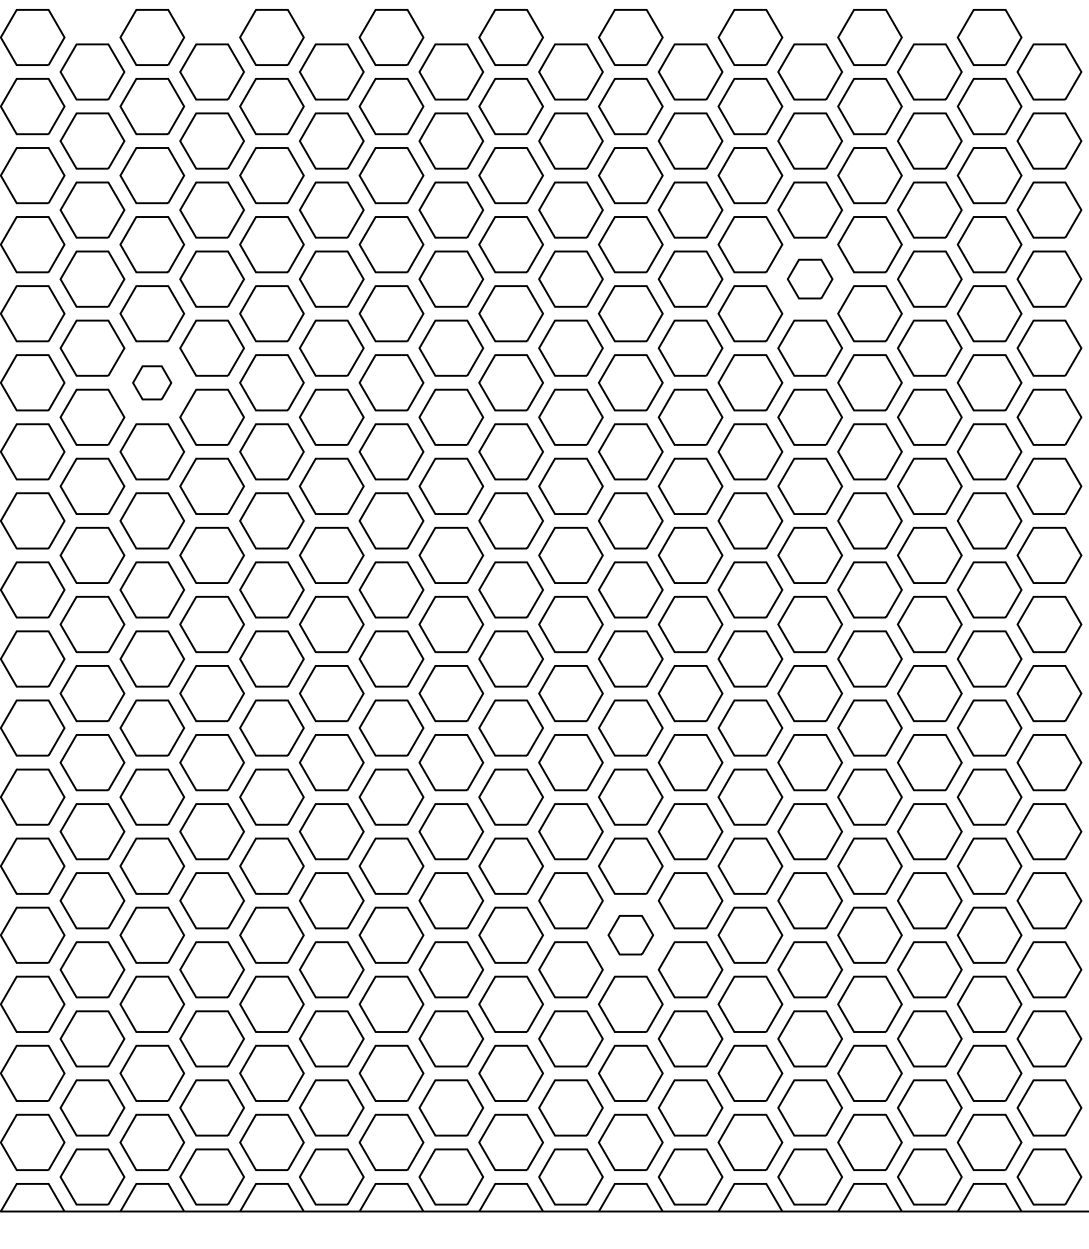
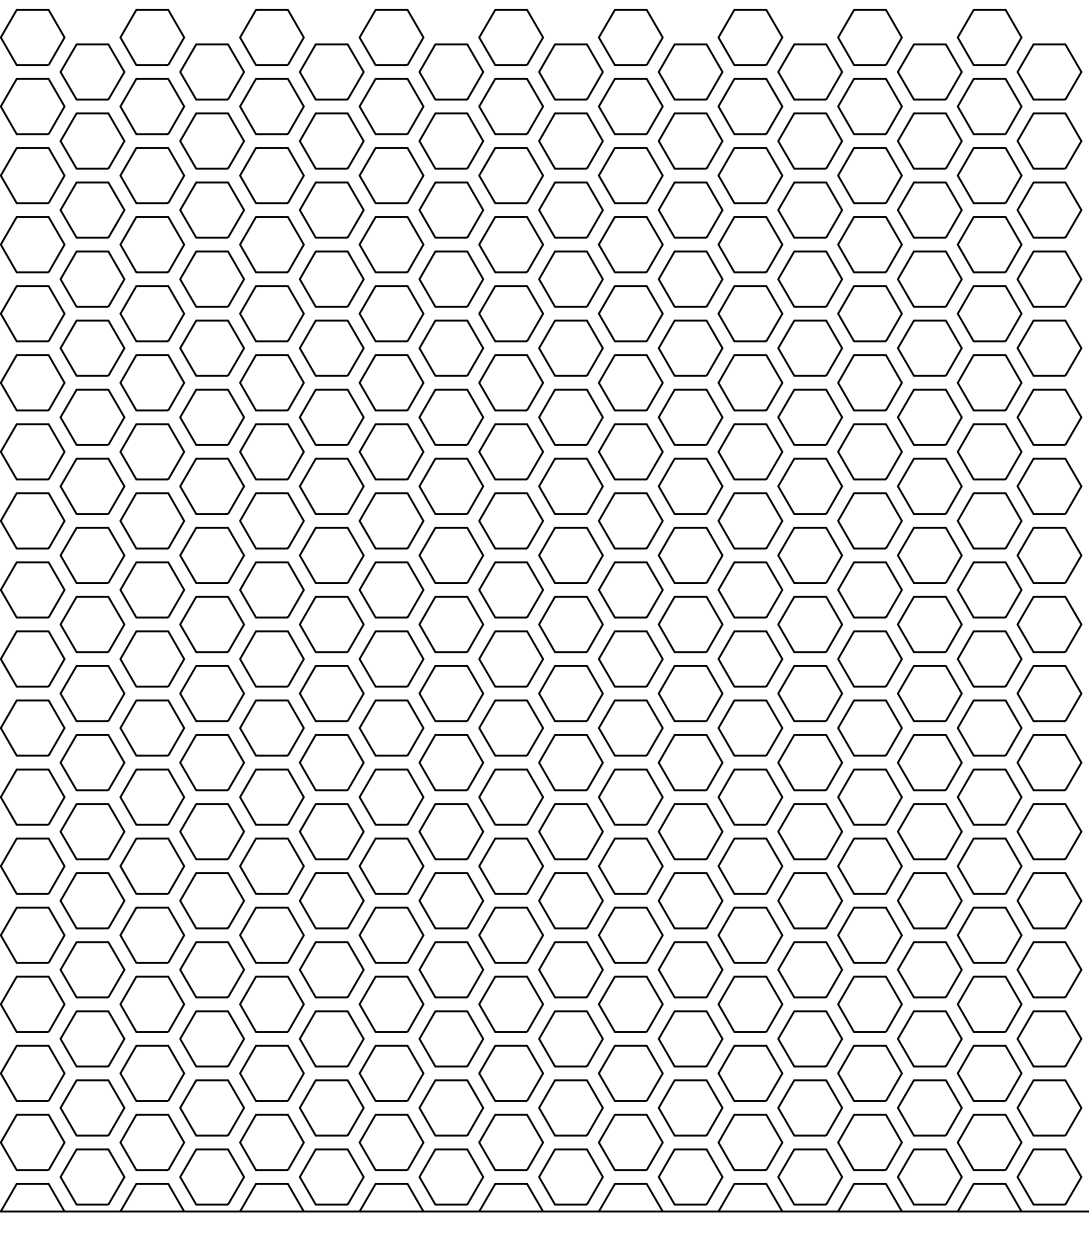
part size: 48x42 px -> 66x58 px (809, 278)
part size: 41x36 px -> 66x58 px (151, 382)
part size: 48x41 px -> 66x58 px (630, 934)
